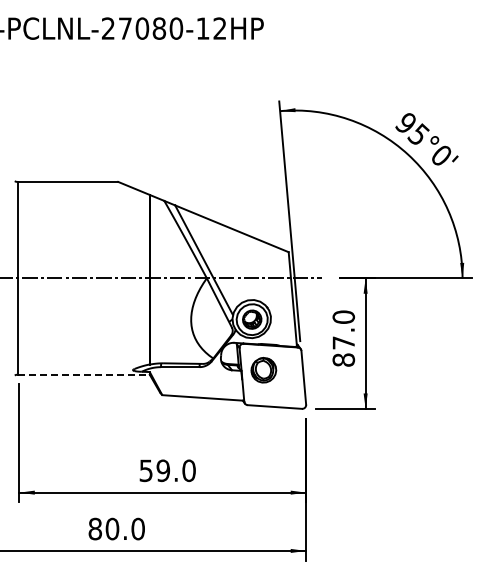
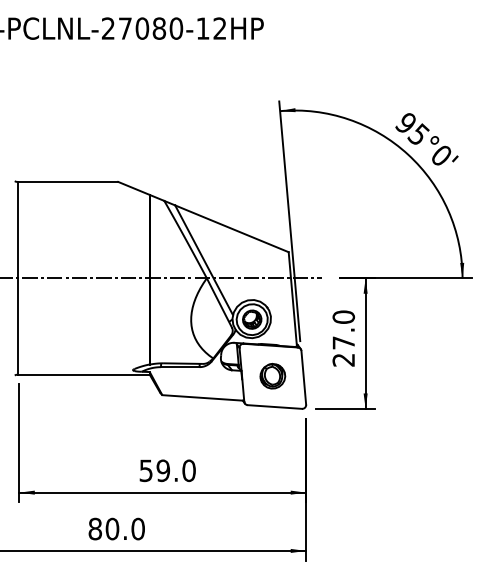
text: 87.0 -> 27.0 (343, 359)
part position: (263, 370) -> (272, 376) (272, 376)
line: dashed -> solid (84, 374)
